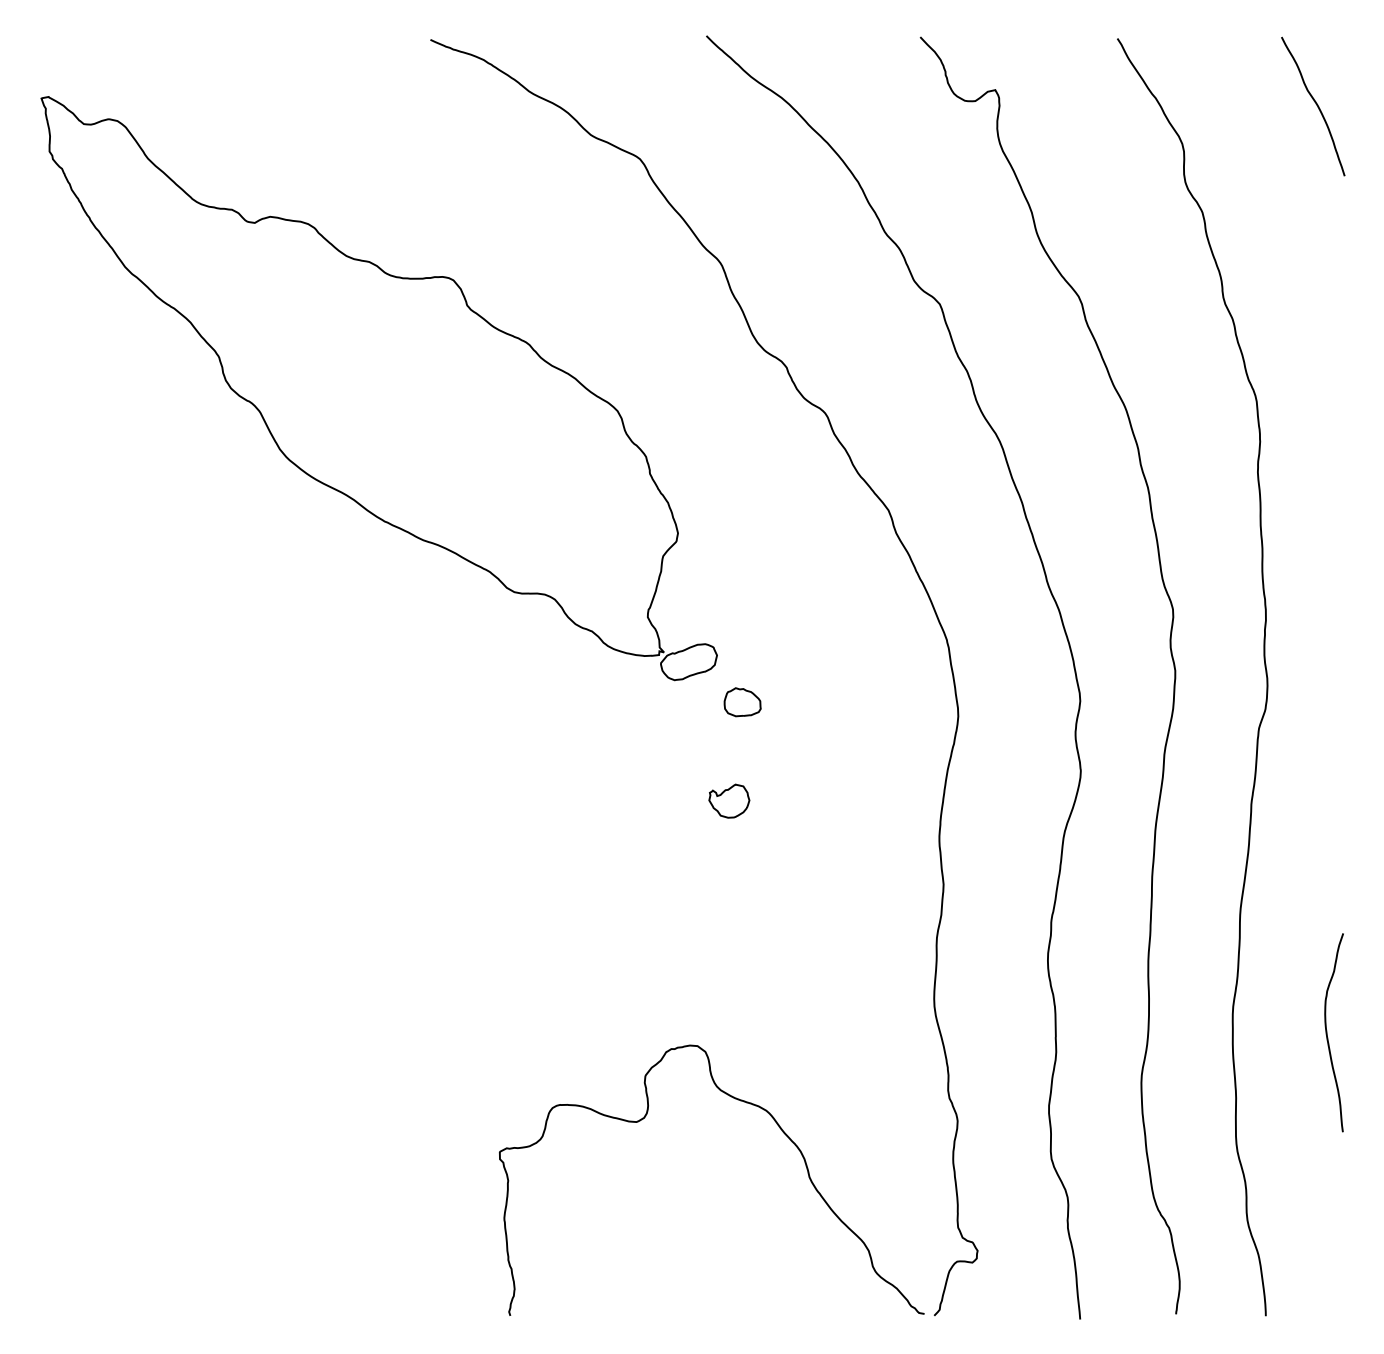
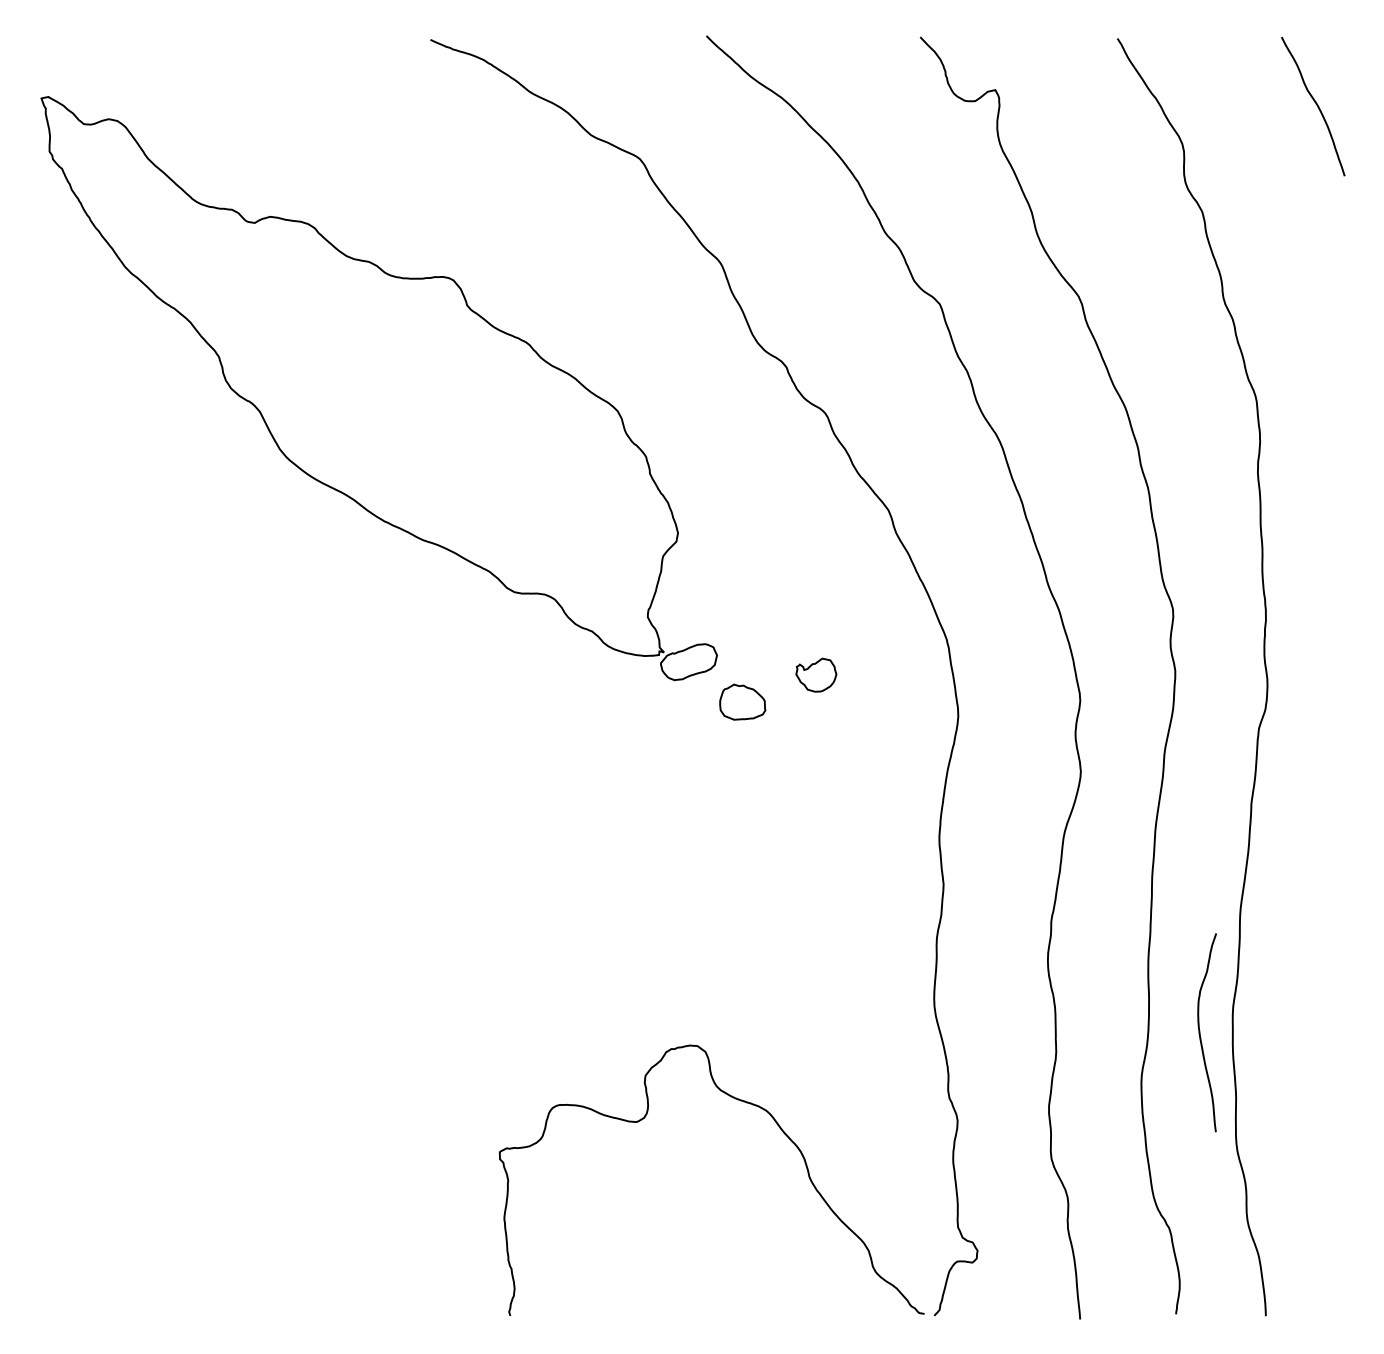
part size: 39x31 px -> 48x38 px (742, 701)
part position: (729, 800) -> (816, 674) (816, 674)
curve position: (1327, 1032) -> (1200, 1032) (1200, 1032)
